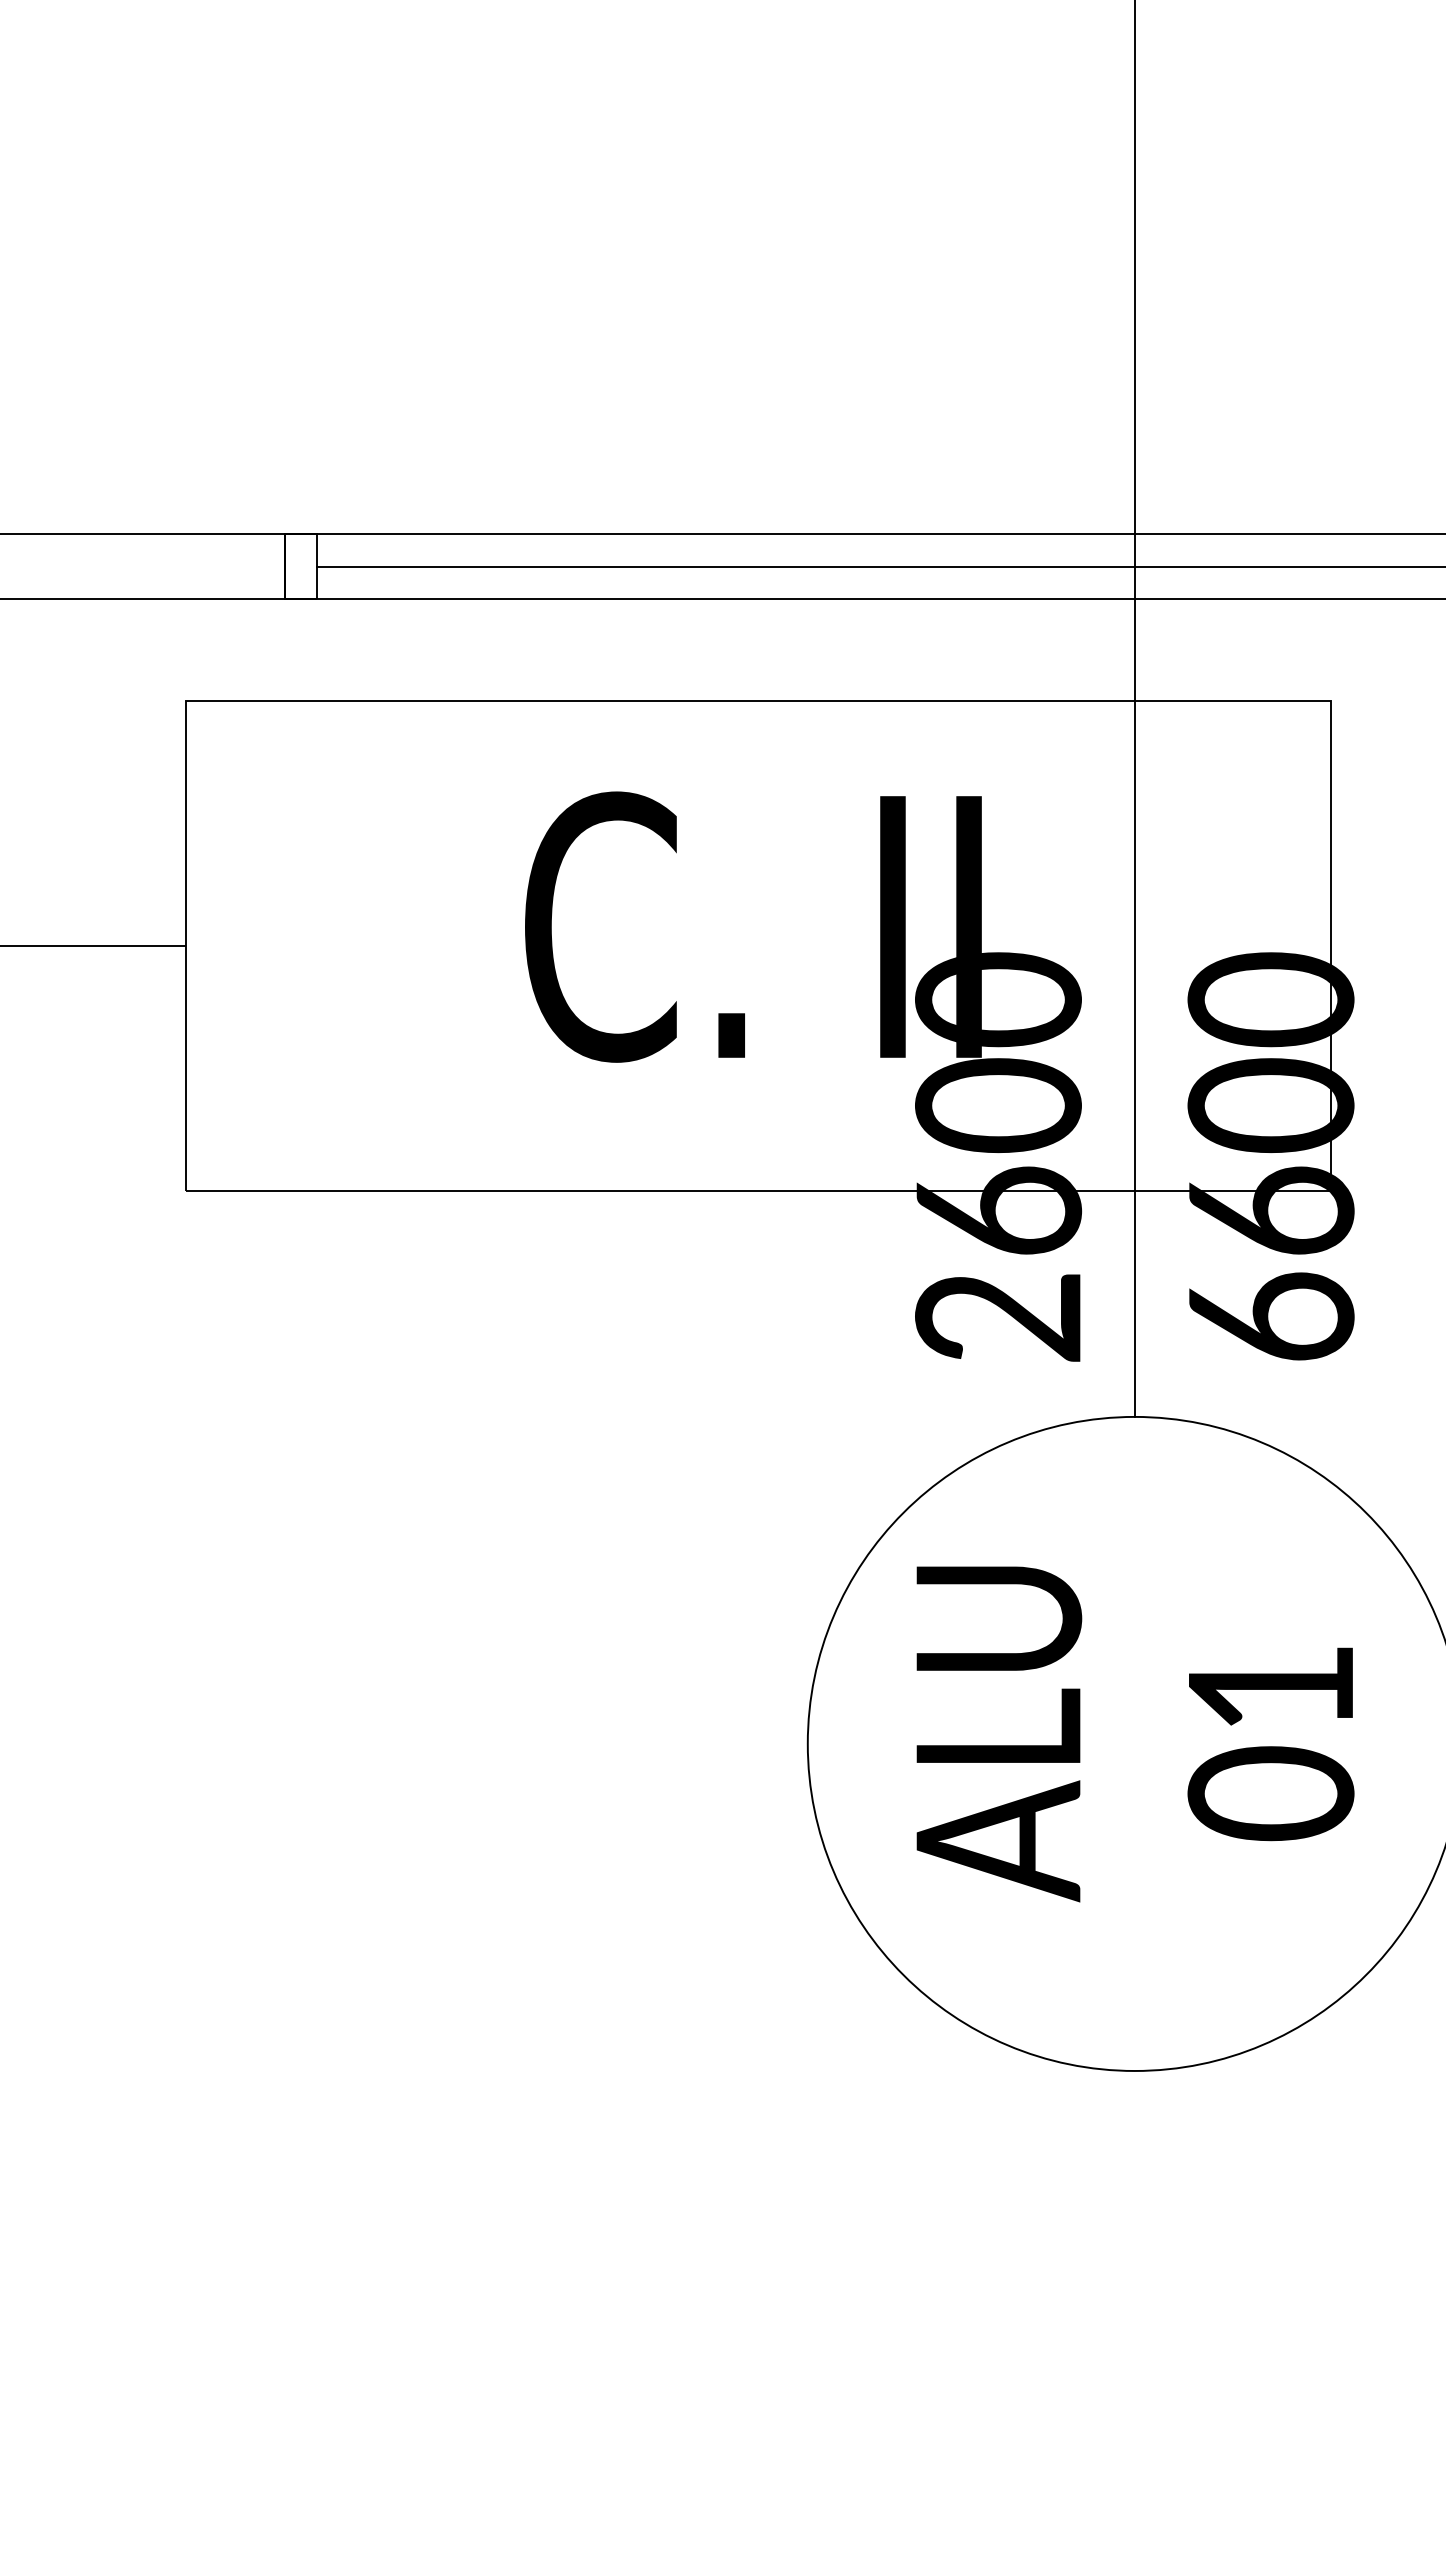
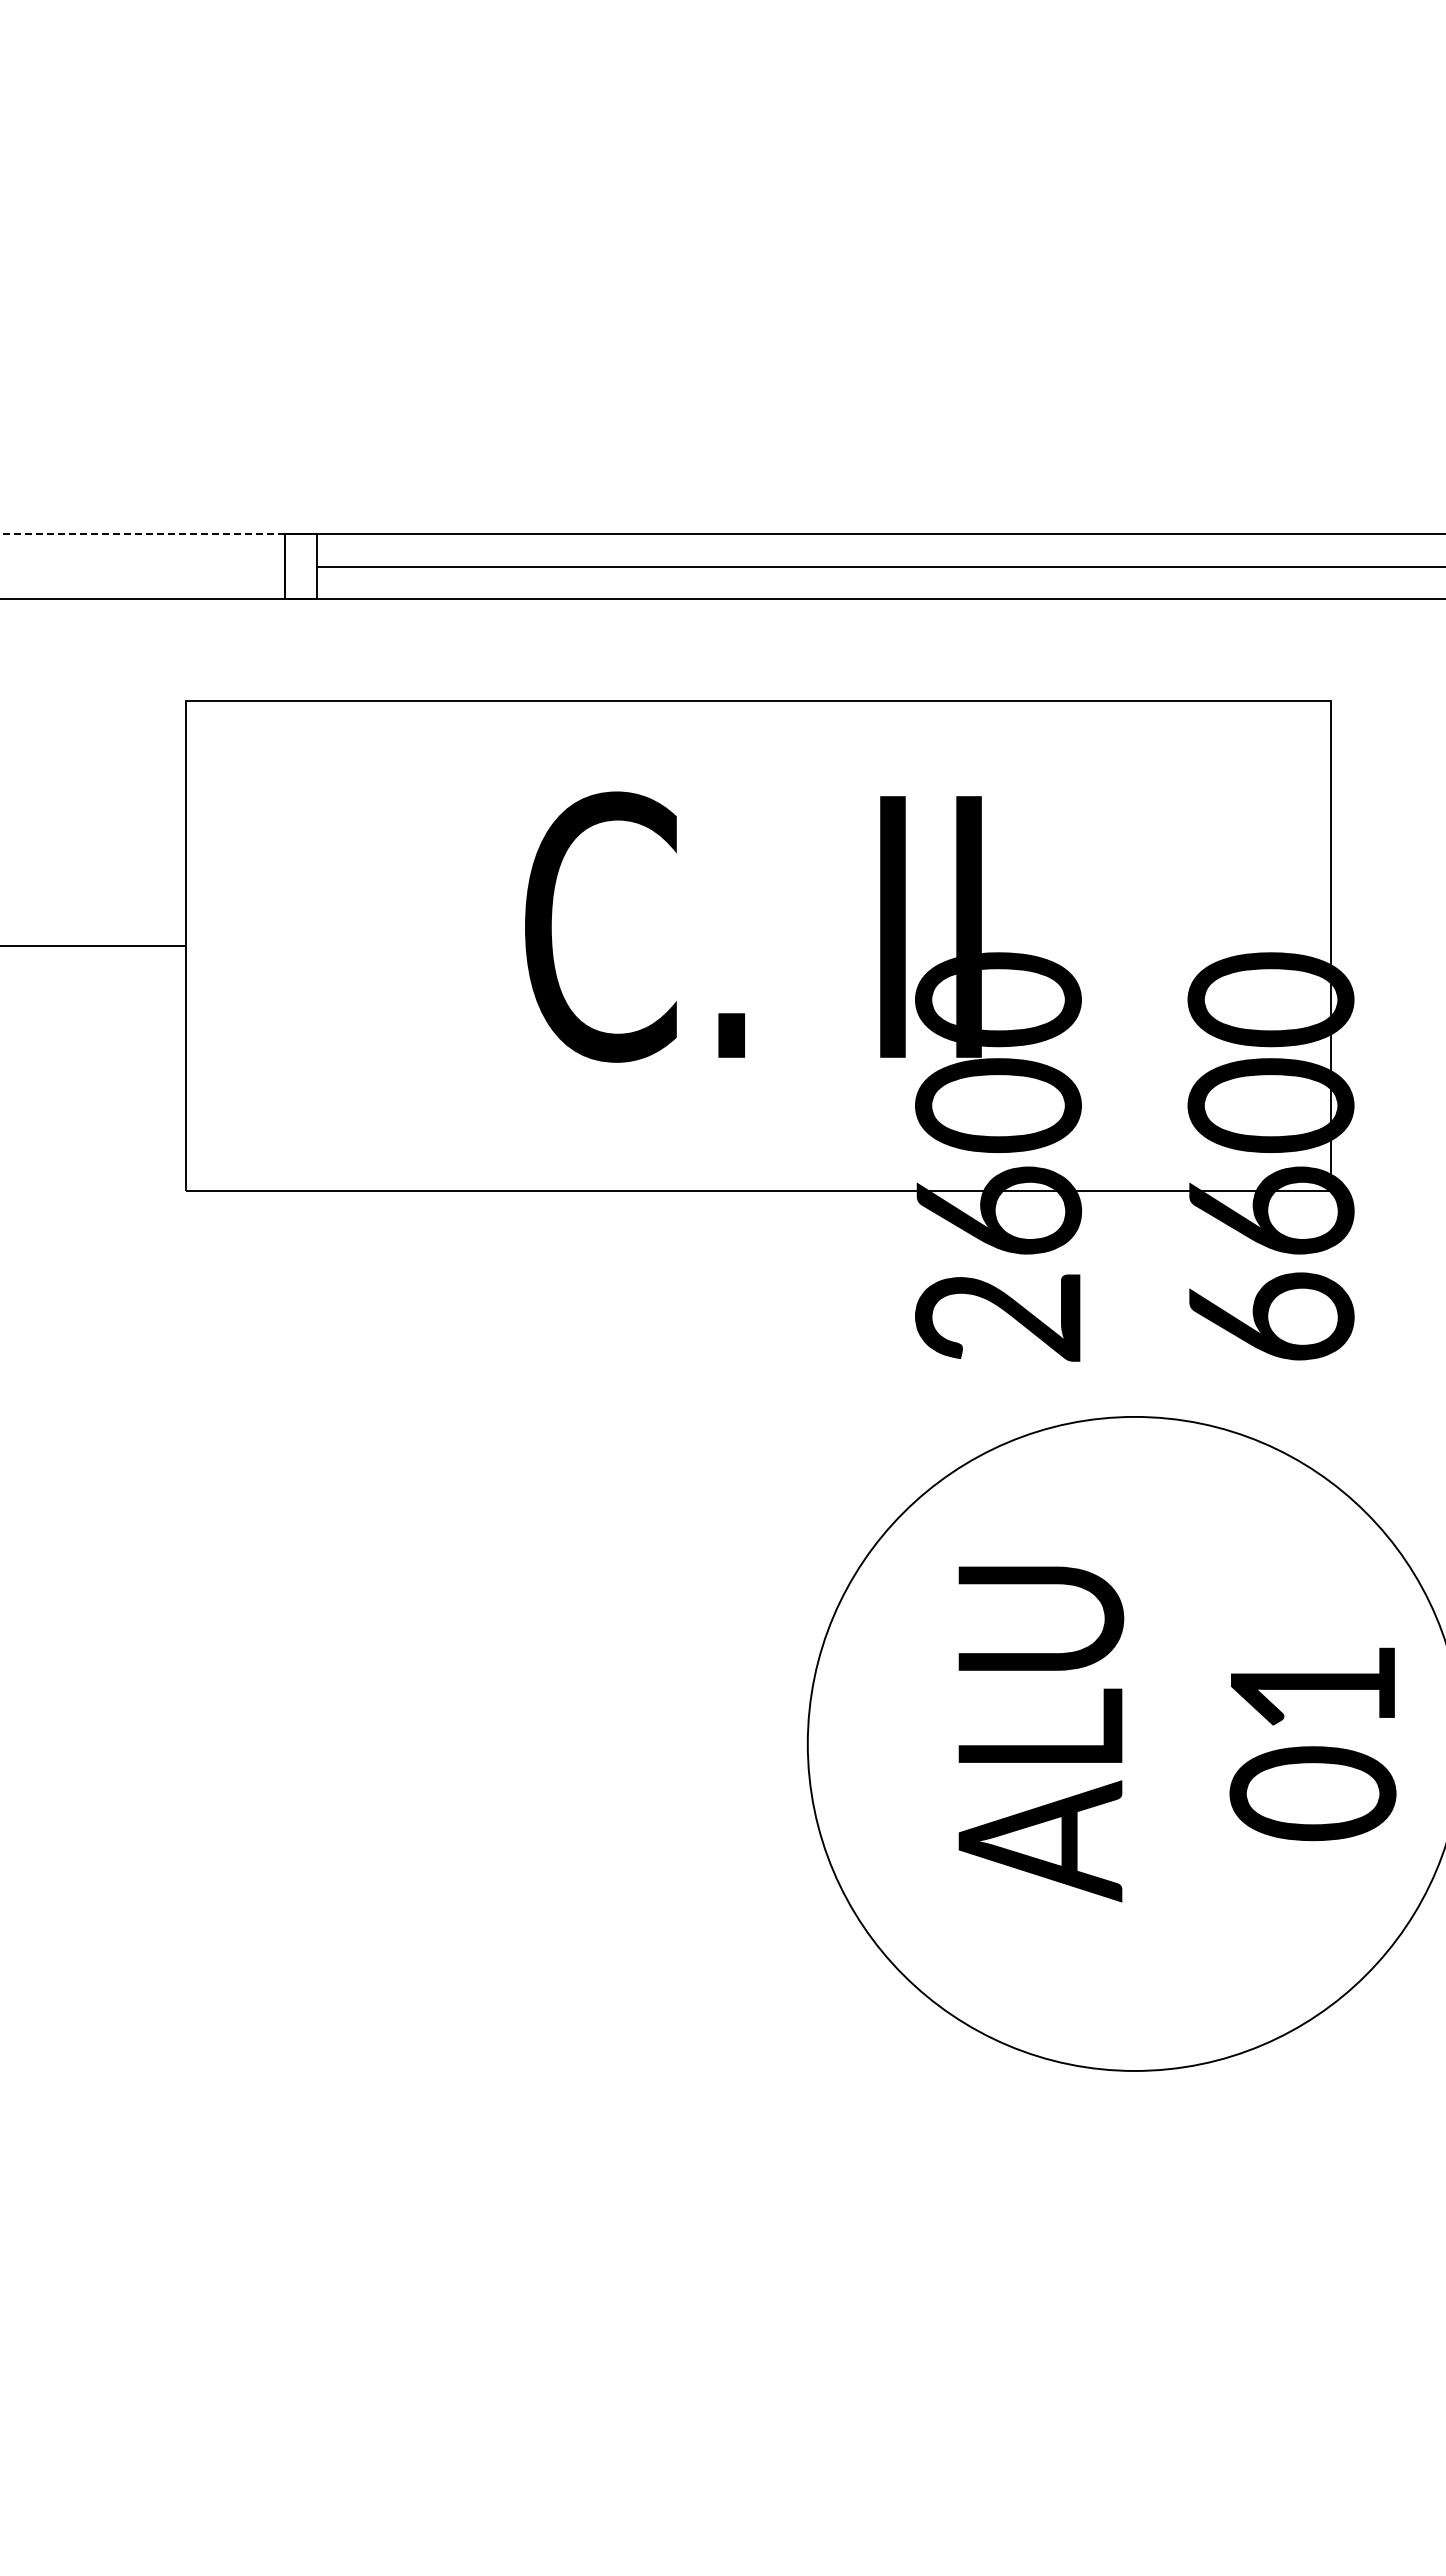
line: solid -> dashed (142, 533)
line: present -> none (1134, 709)
text position: (1135, 1734) -> (1177, 1734) (1177, 1734)
